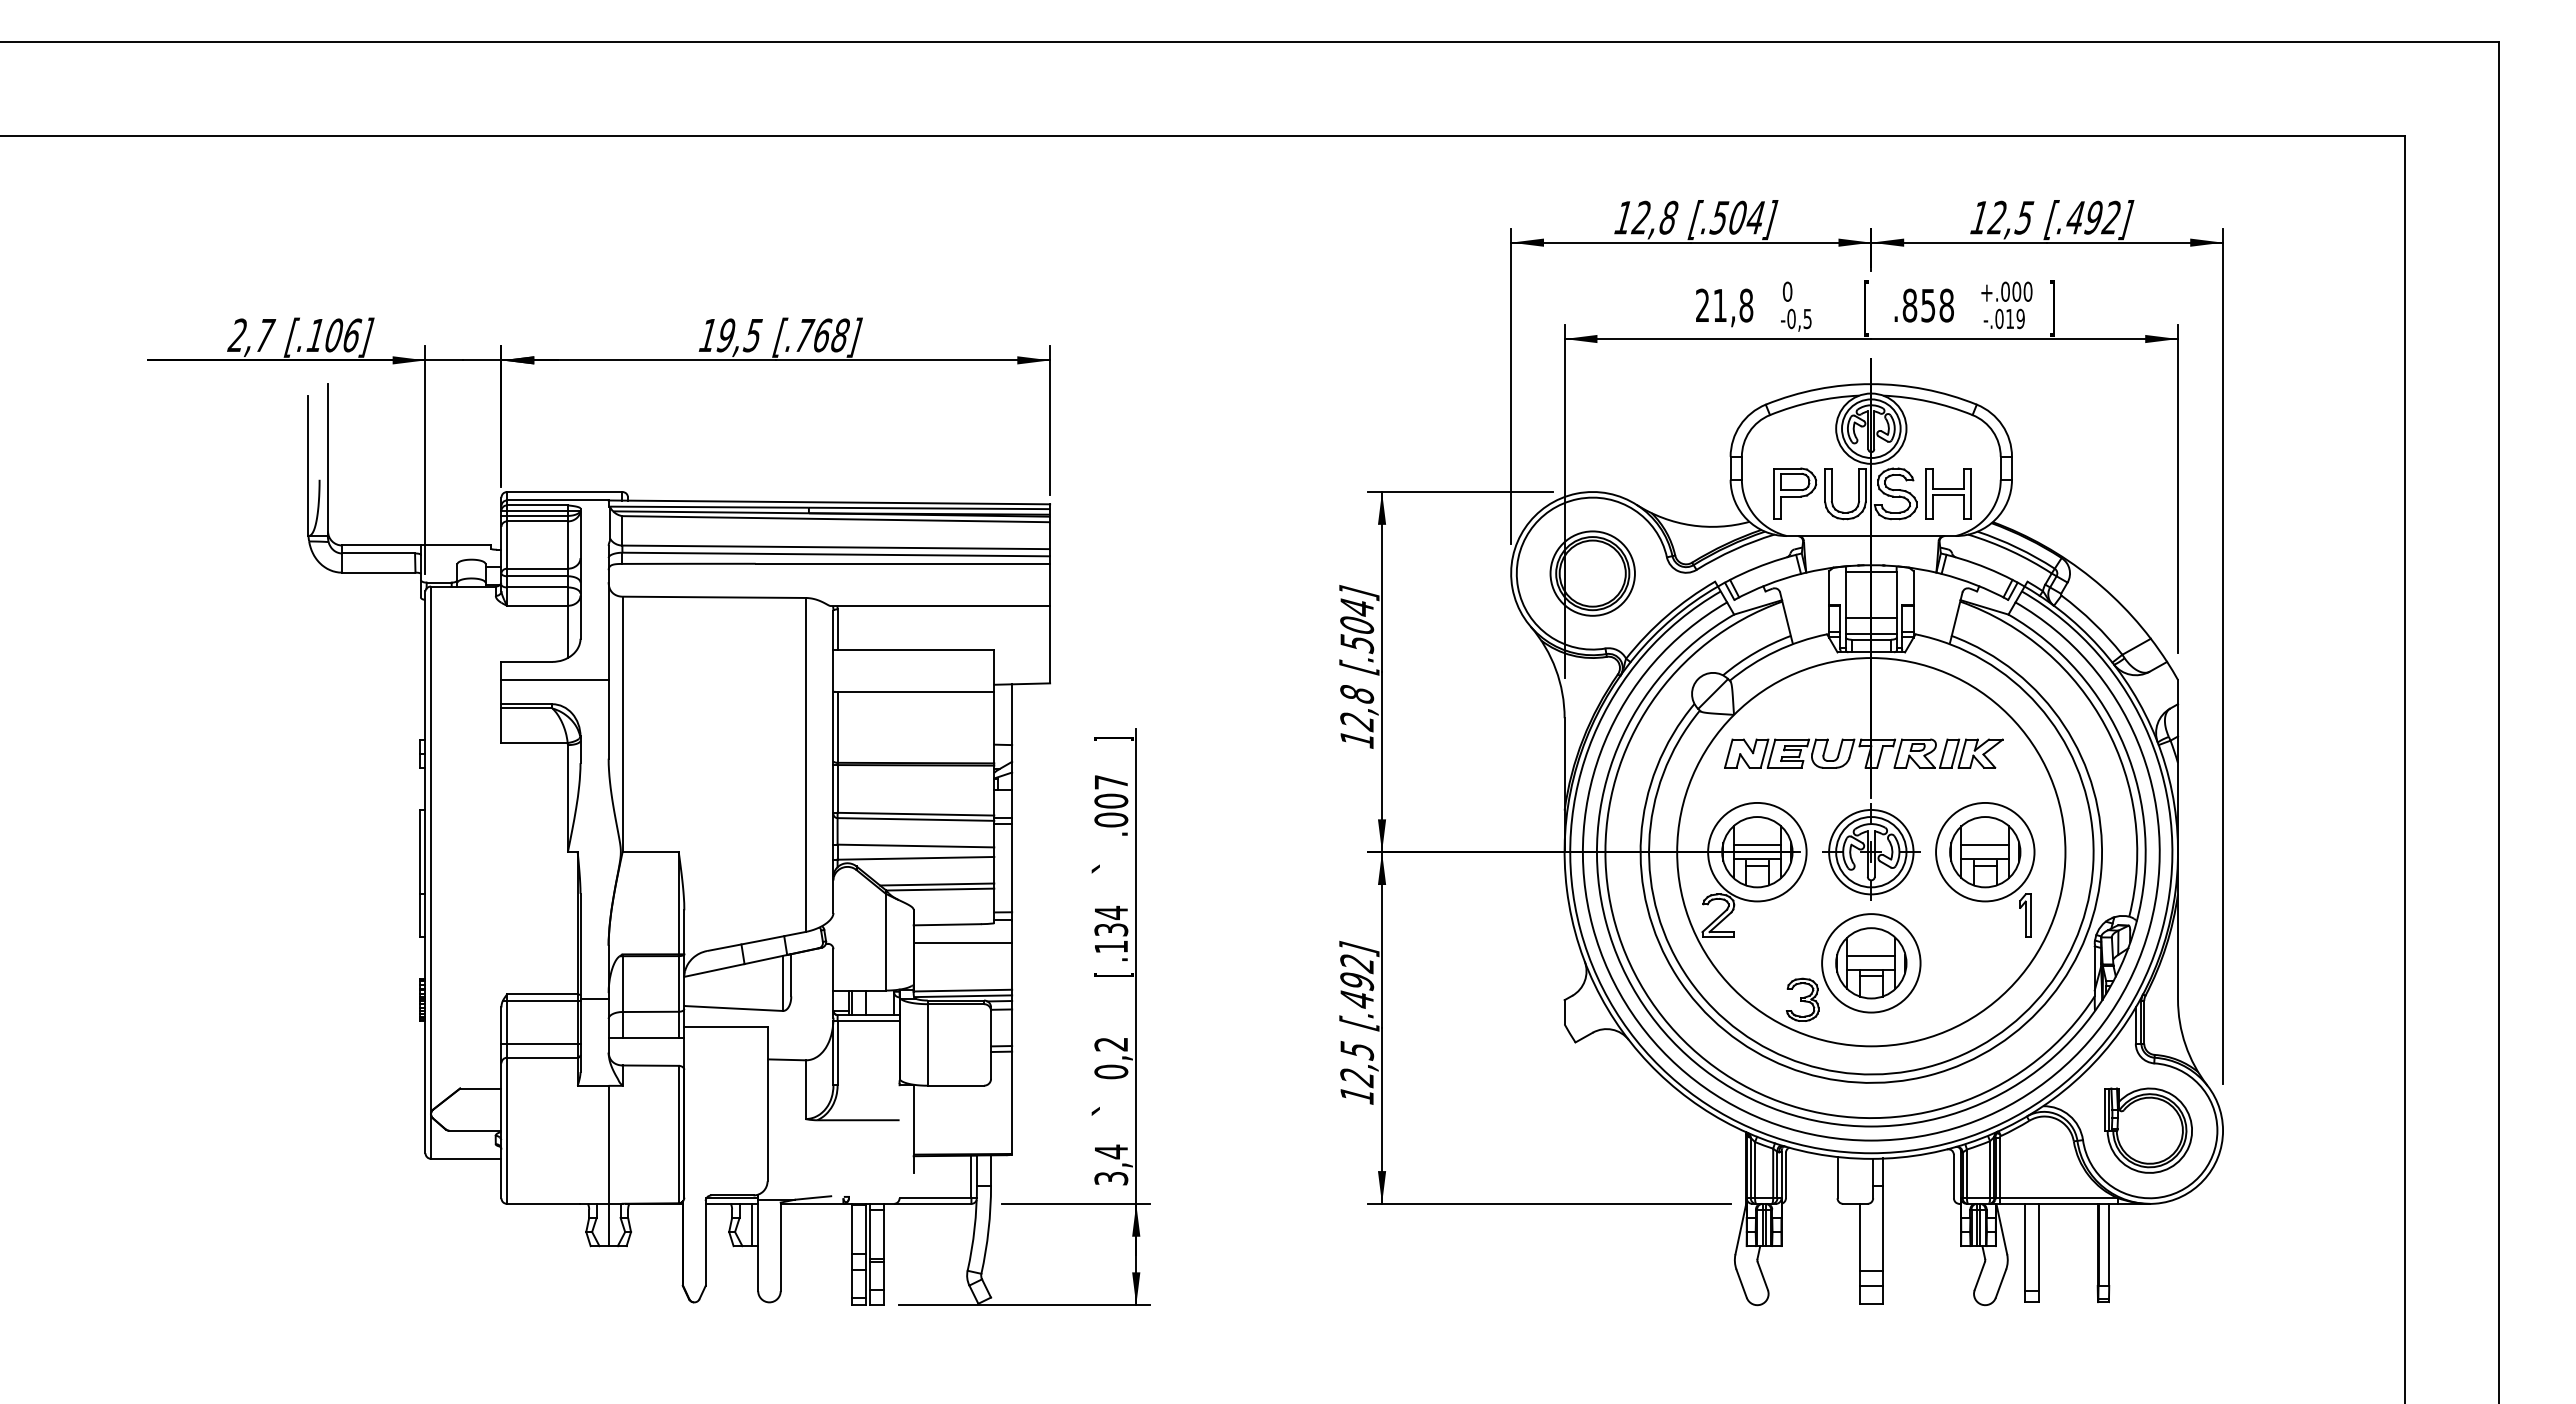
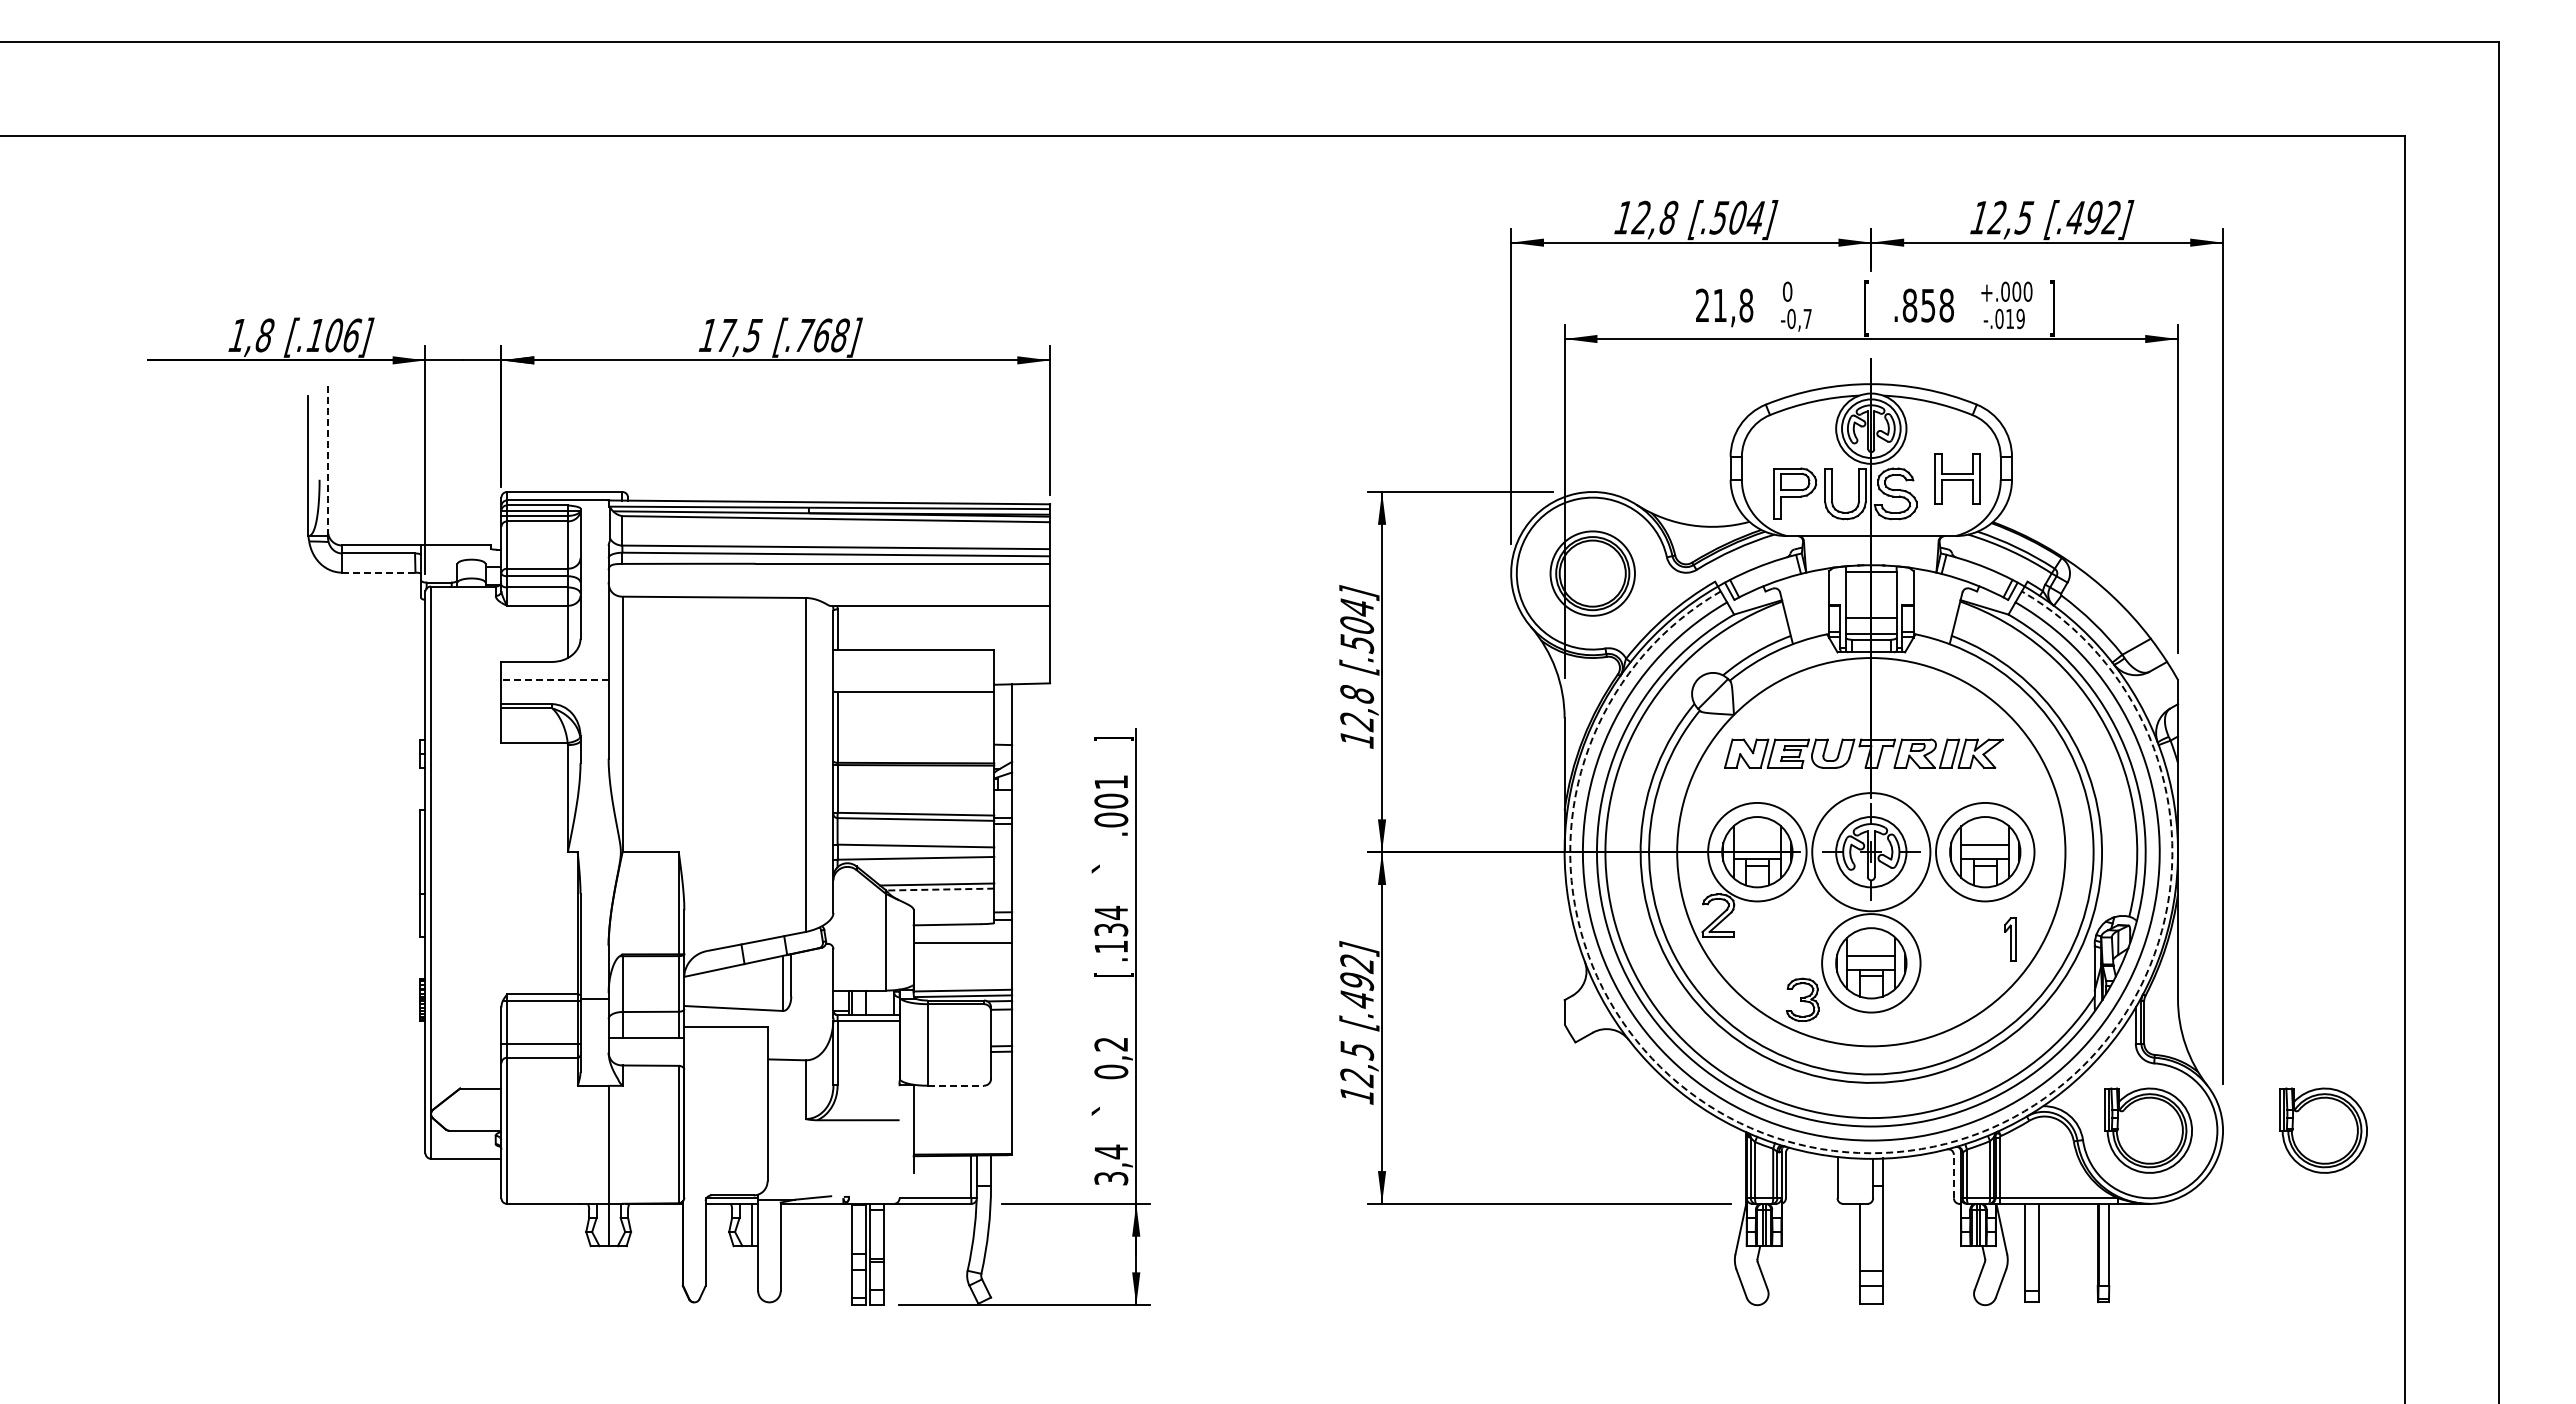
text: -0,5 -> -0,7 (1807, 319)
text: 2,7 -> 1,8 (251, 335)
text: 19,5 -> 17,5 (726, 335)
line: solid -> dashed (328, 460)
part position: (1948, 493) -> (1957, 478) (1957, 478)
line: solid -> dashed (378, 572)
line: solid -> dashed (555, 680)
text: .007 -> .001 (1111, 782)
line: present -> none (1757, 845)
circle diameter: 84 px -> 118 px (1871, 852)
line: solid -> dashed (939, 889)
part position: (2025, 915) -> (2010, 939) (2010, 939)
line: solid -> dashed (956, 1085)
part: none -> present (2323, 1130)
arc: solid -> dashed (1871, 1153)
line: solid -> dashed (1953, 1176)
